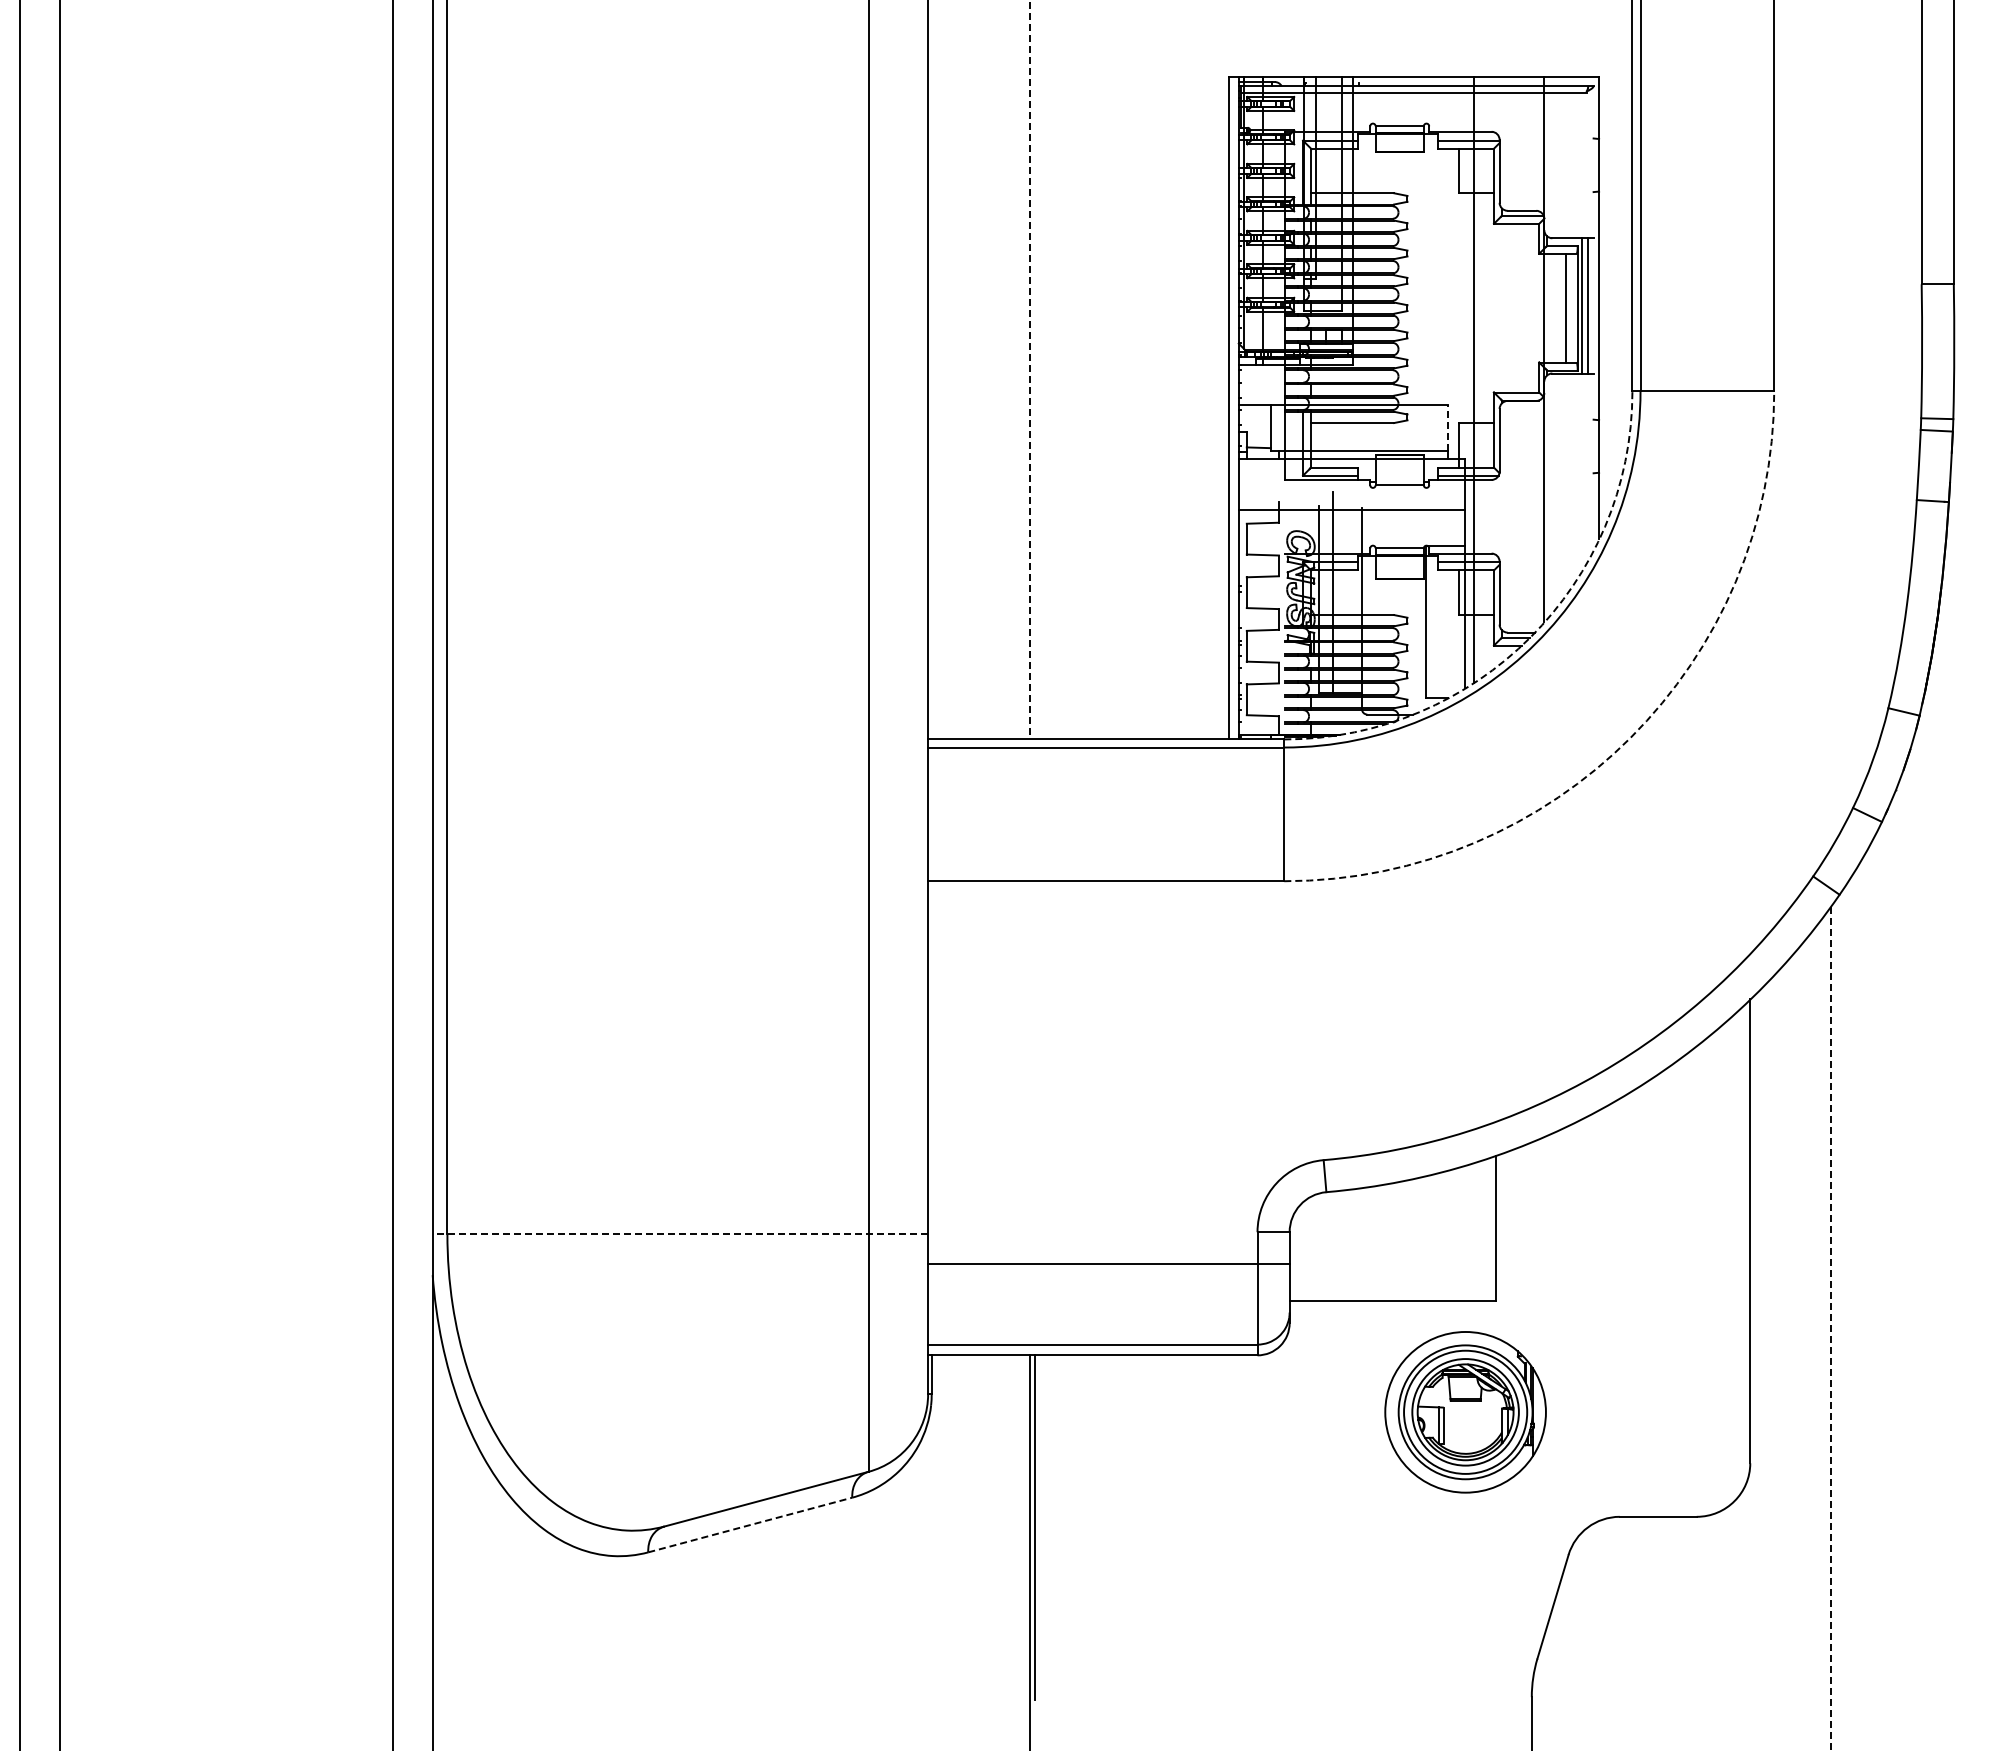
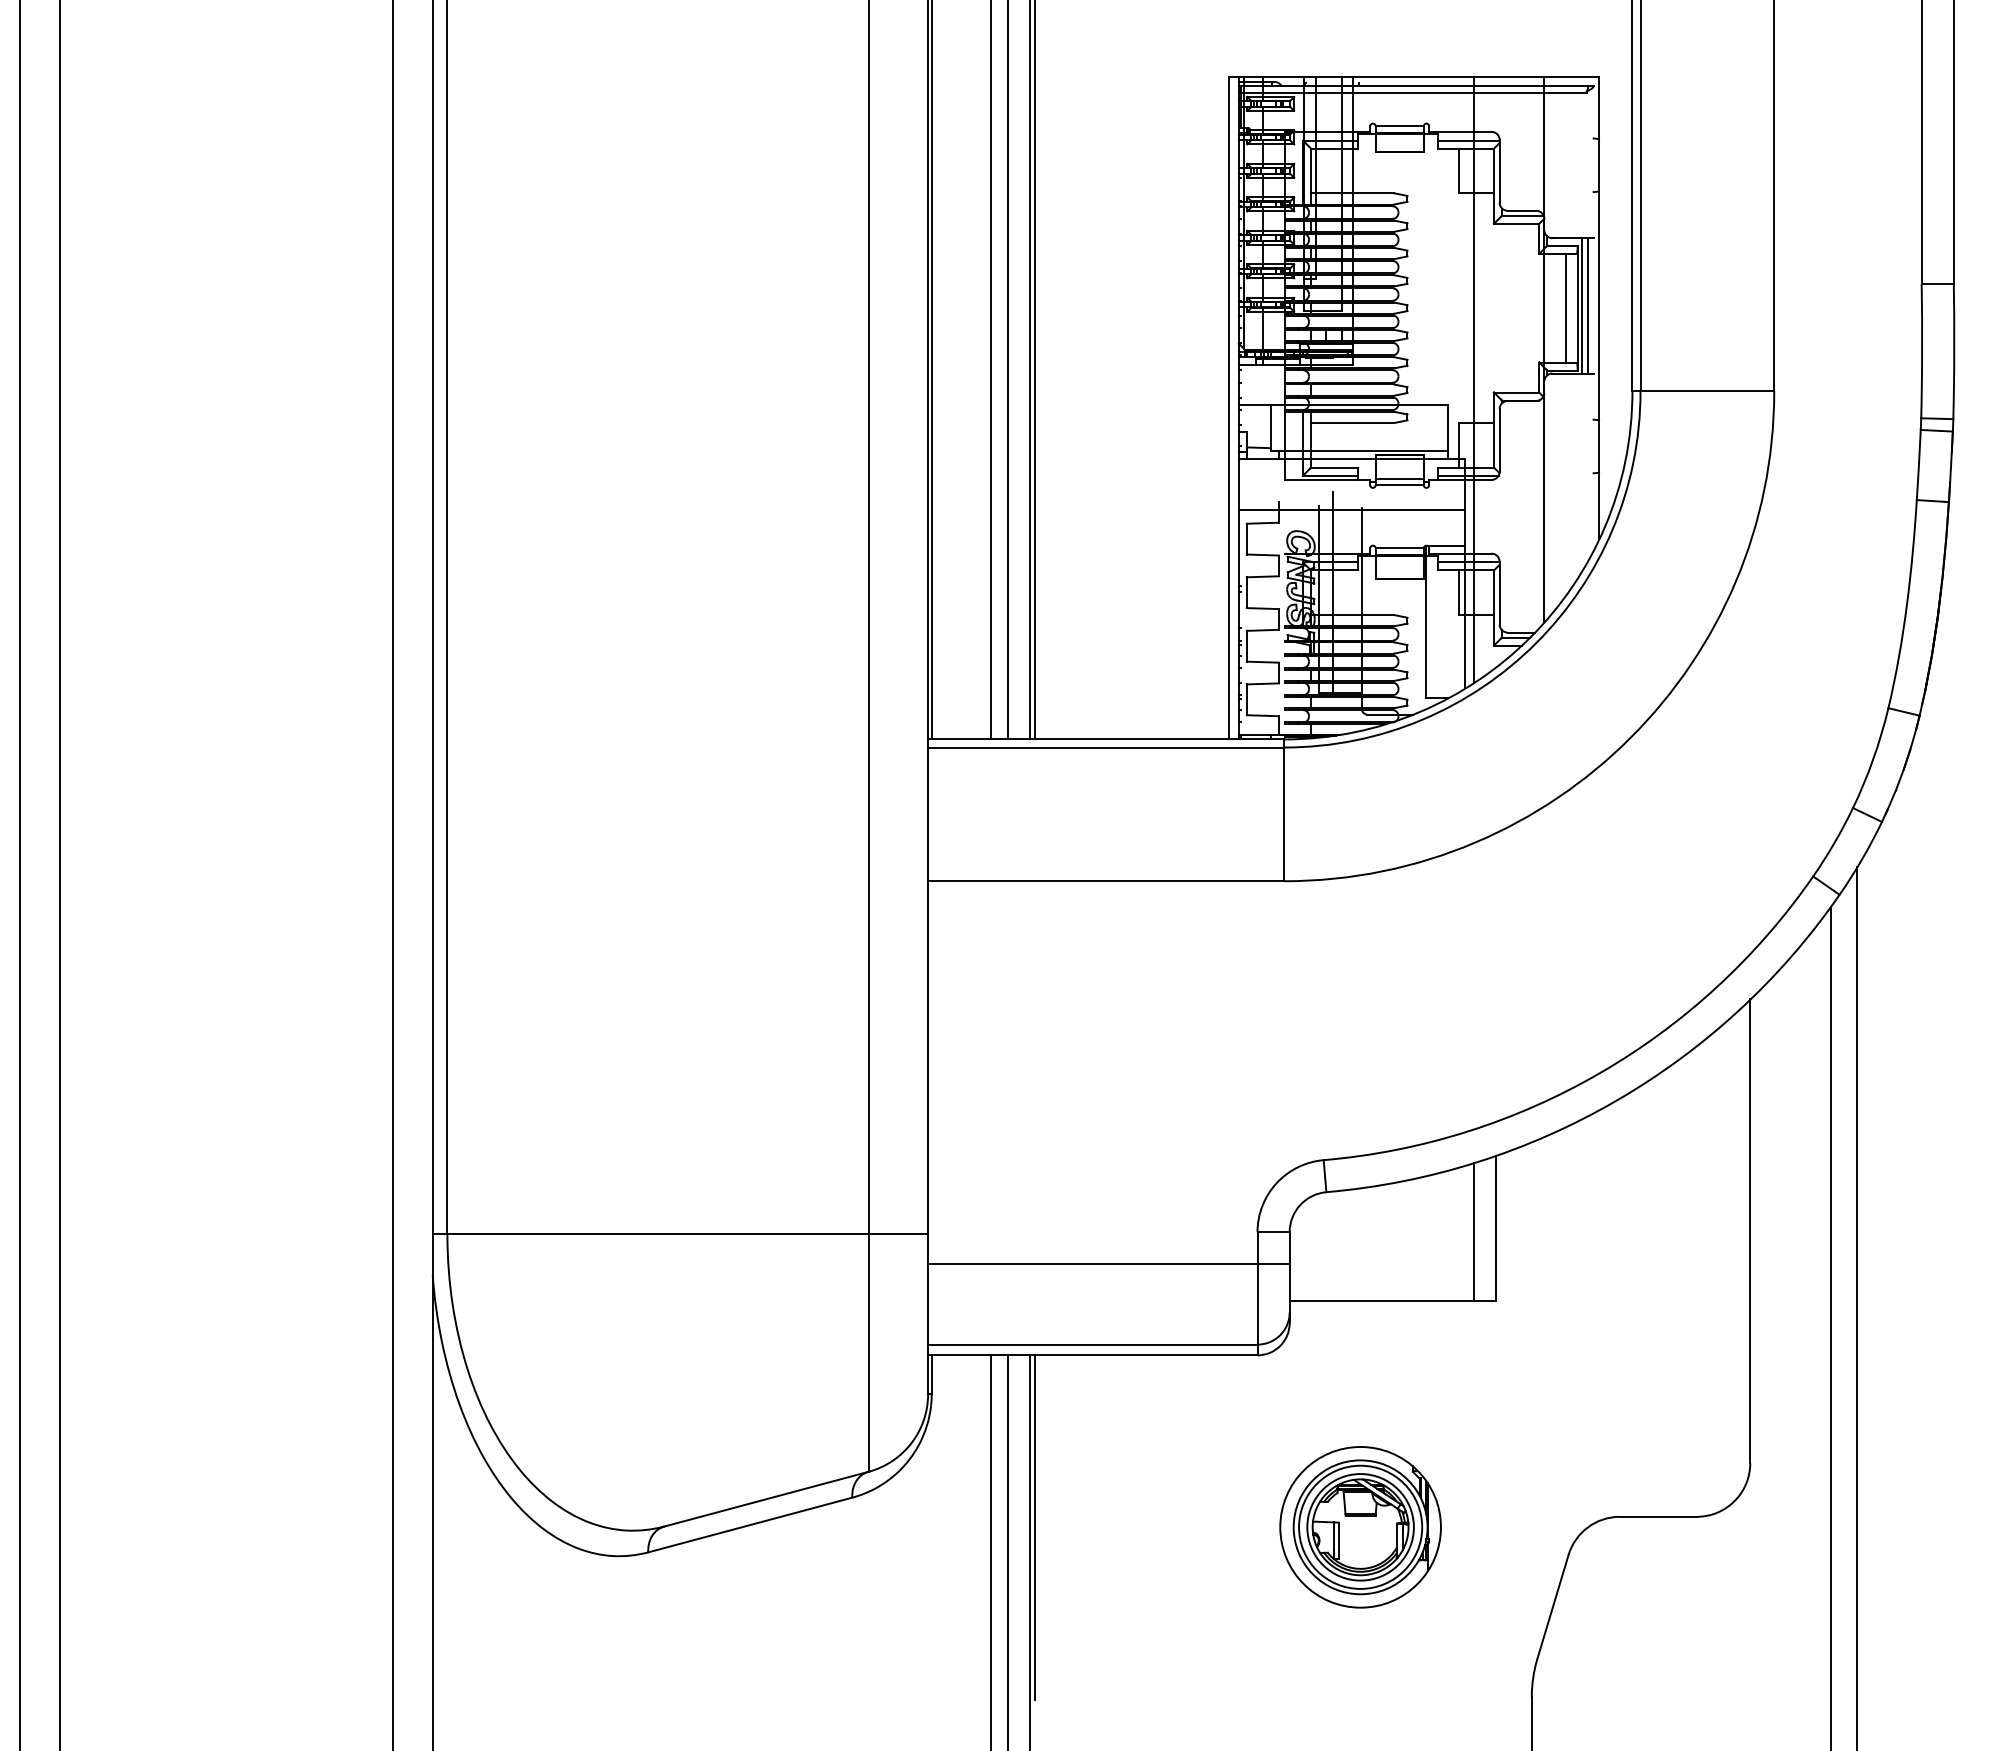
line: none -> present (931, 370)
line: none -> present (990, 370)
line: none -> present (1008, 370)
line: dashed -> solid (1029, 370)
line: none -> present (1035, 370)
line: dashed -> solid (1447, 428)
line: none -> present (1399, 478)
arc: dashed -> solid (1530, 637)
arc: dashed -> solid (1630, 737)
line: none -> present (1473, 1232)
line: dashed -> solid (680, 1234)
line: none -> present (1857, 1307)
line: dashed -> solid (1830, 1328)
part position: (1465, 1412) -> (1360, 1527) (1360, 1527)
line: dashed -> solid (750, 1525)
line: none -> present (990, 1551)
line: none -> present (1008, 1551)
